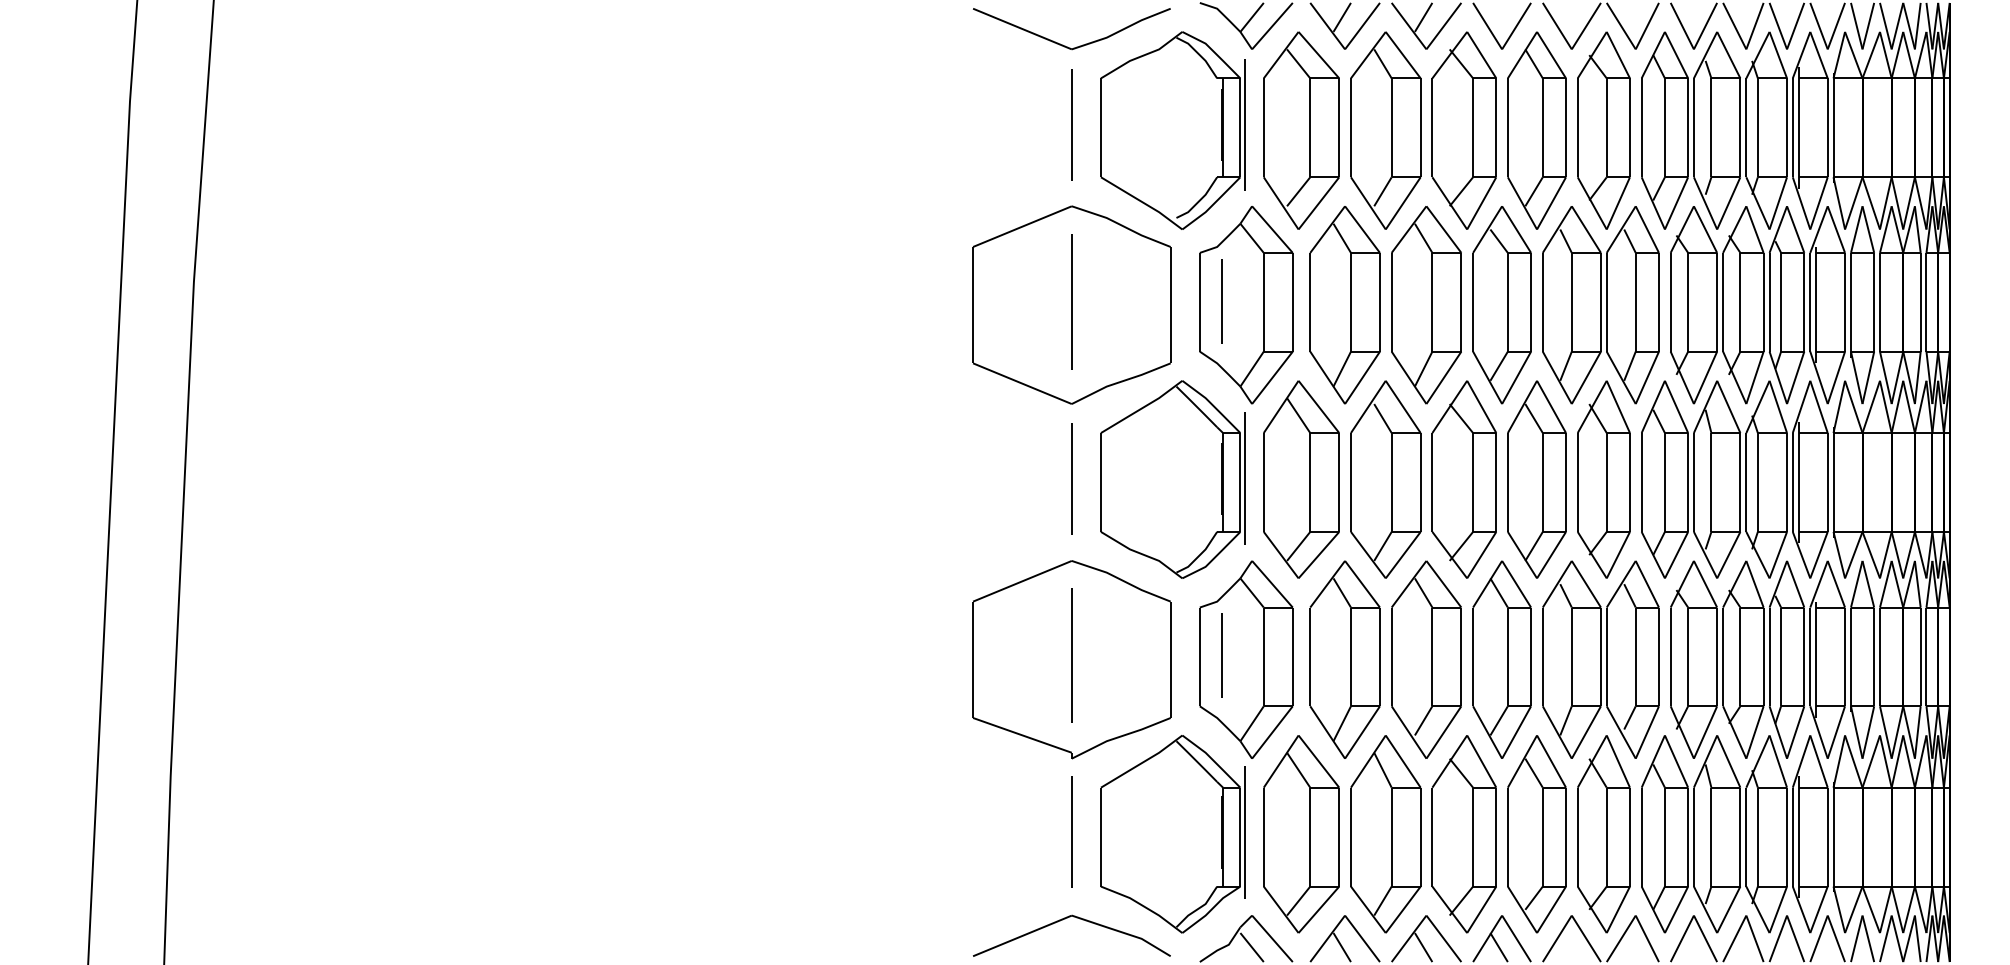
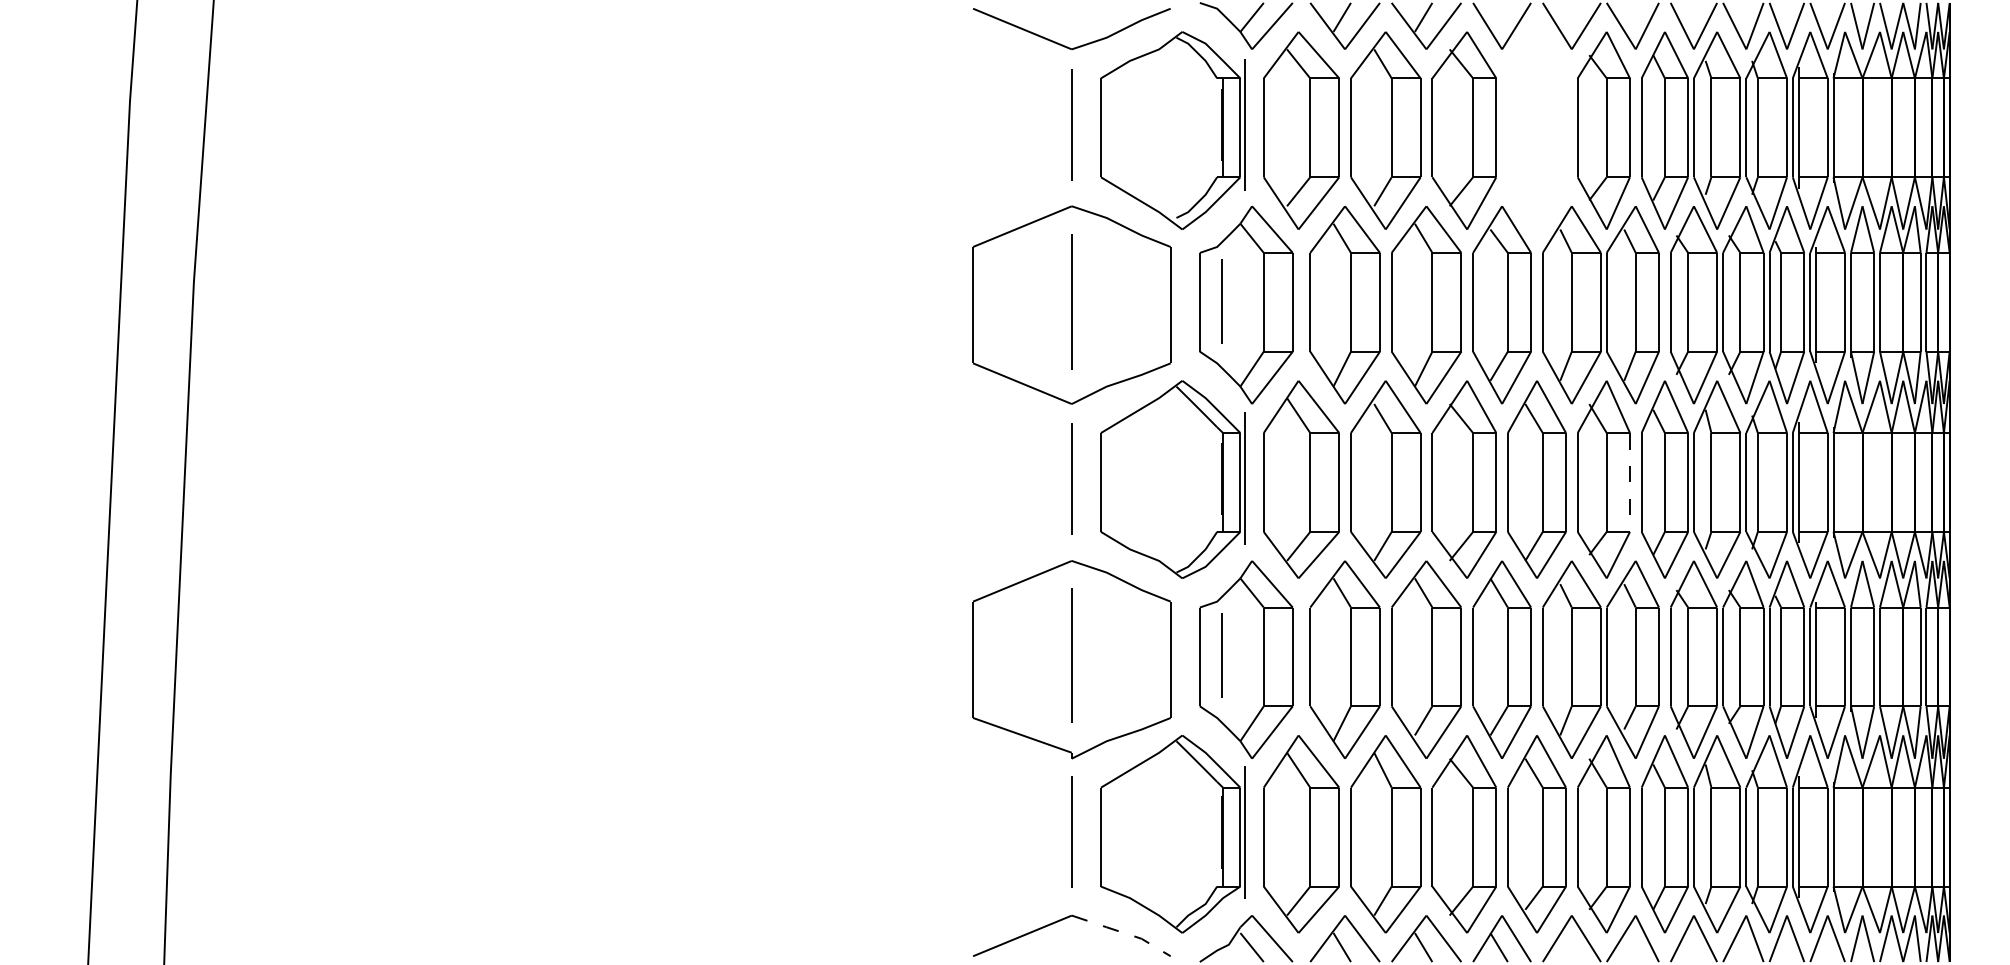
part: present -> none (1536, 130)
line: solid -> dashed (1629, 482)
line: solid -> dashed (1122, 932)
